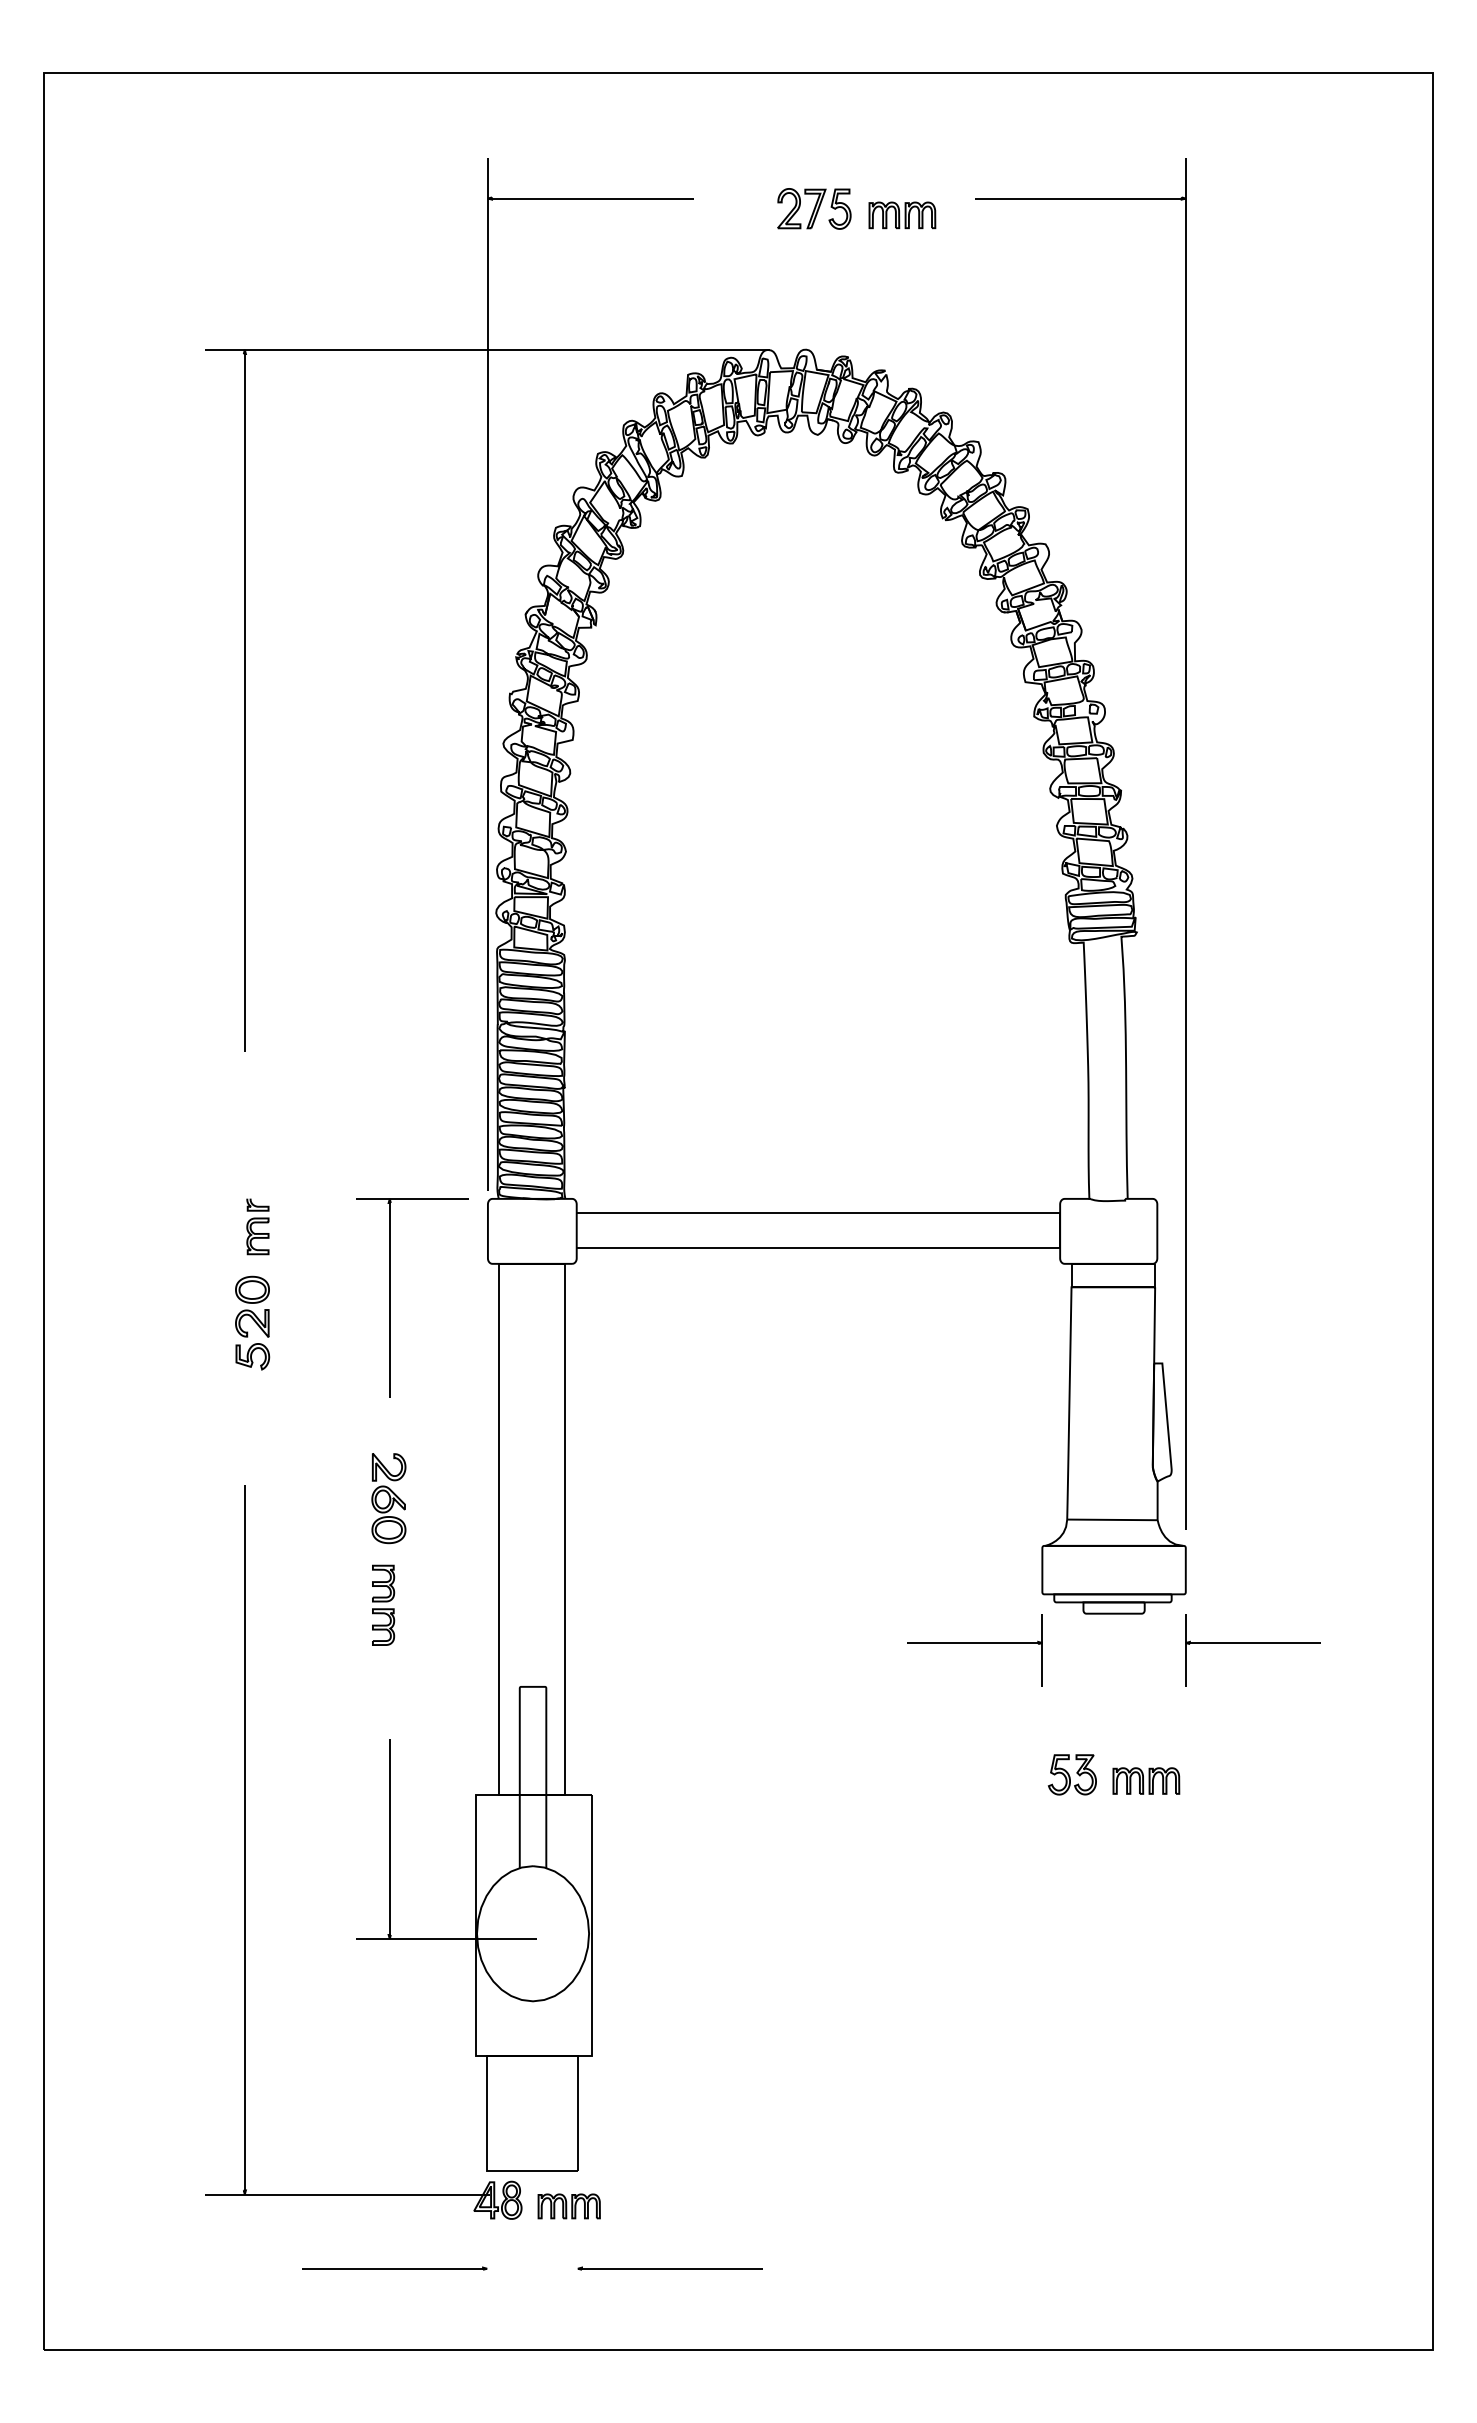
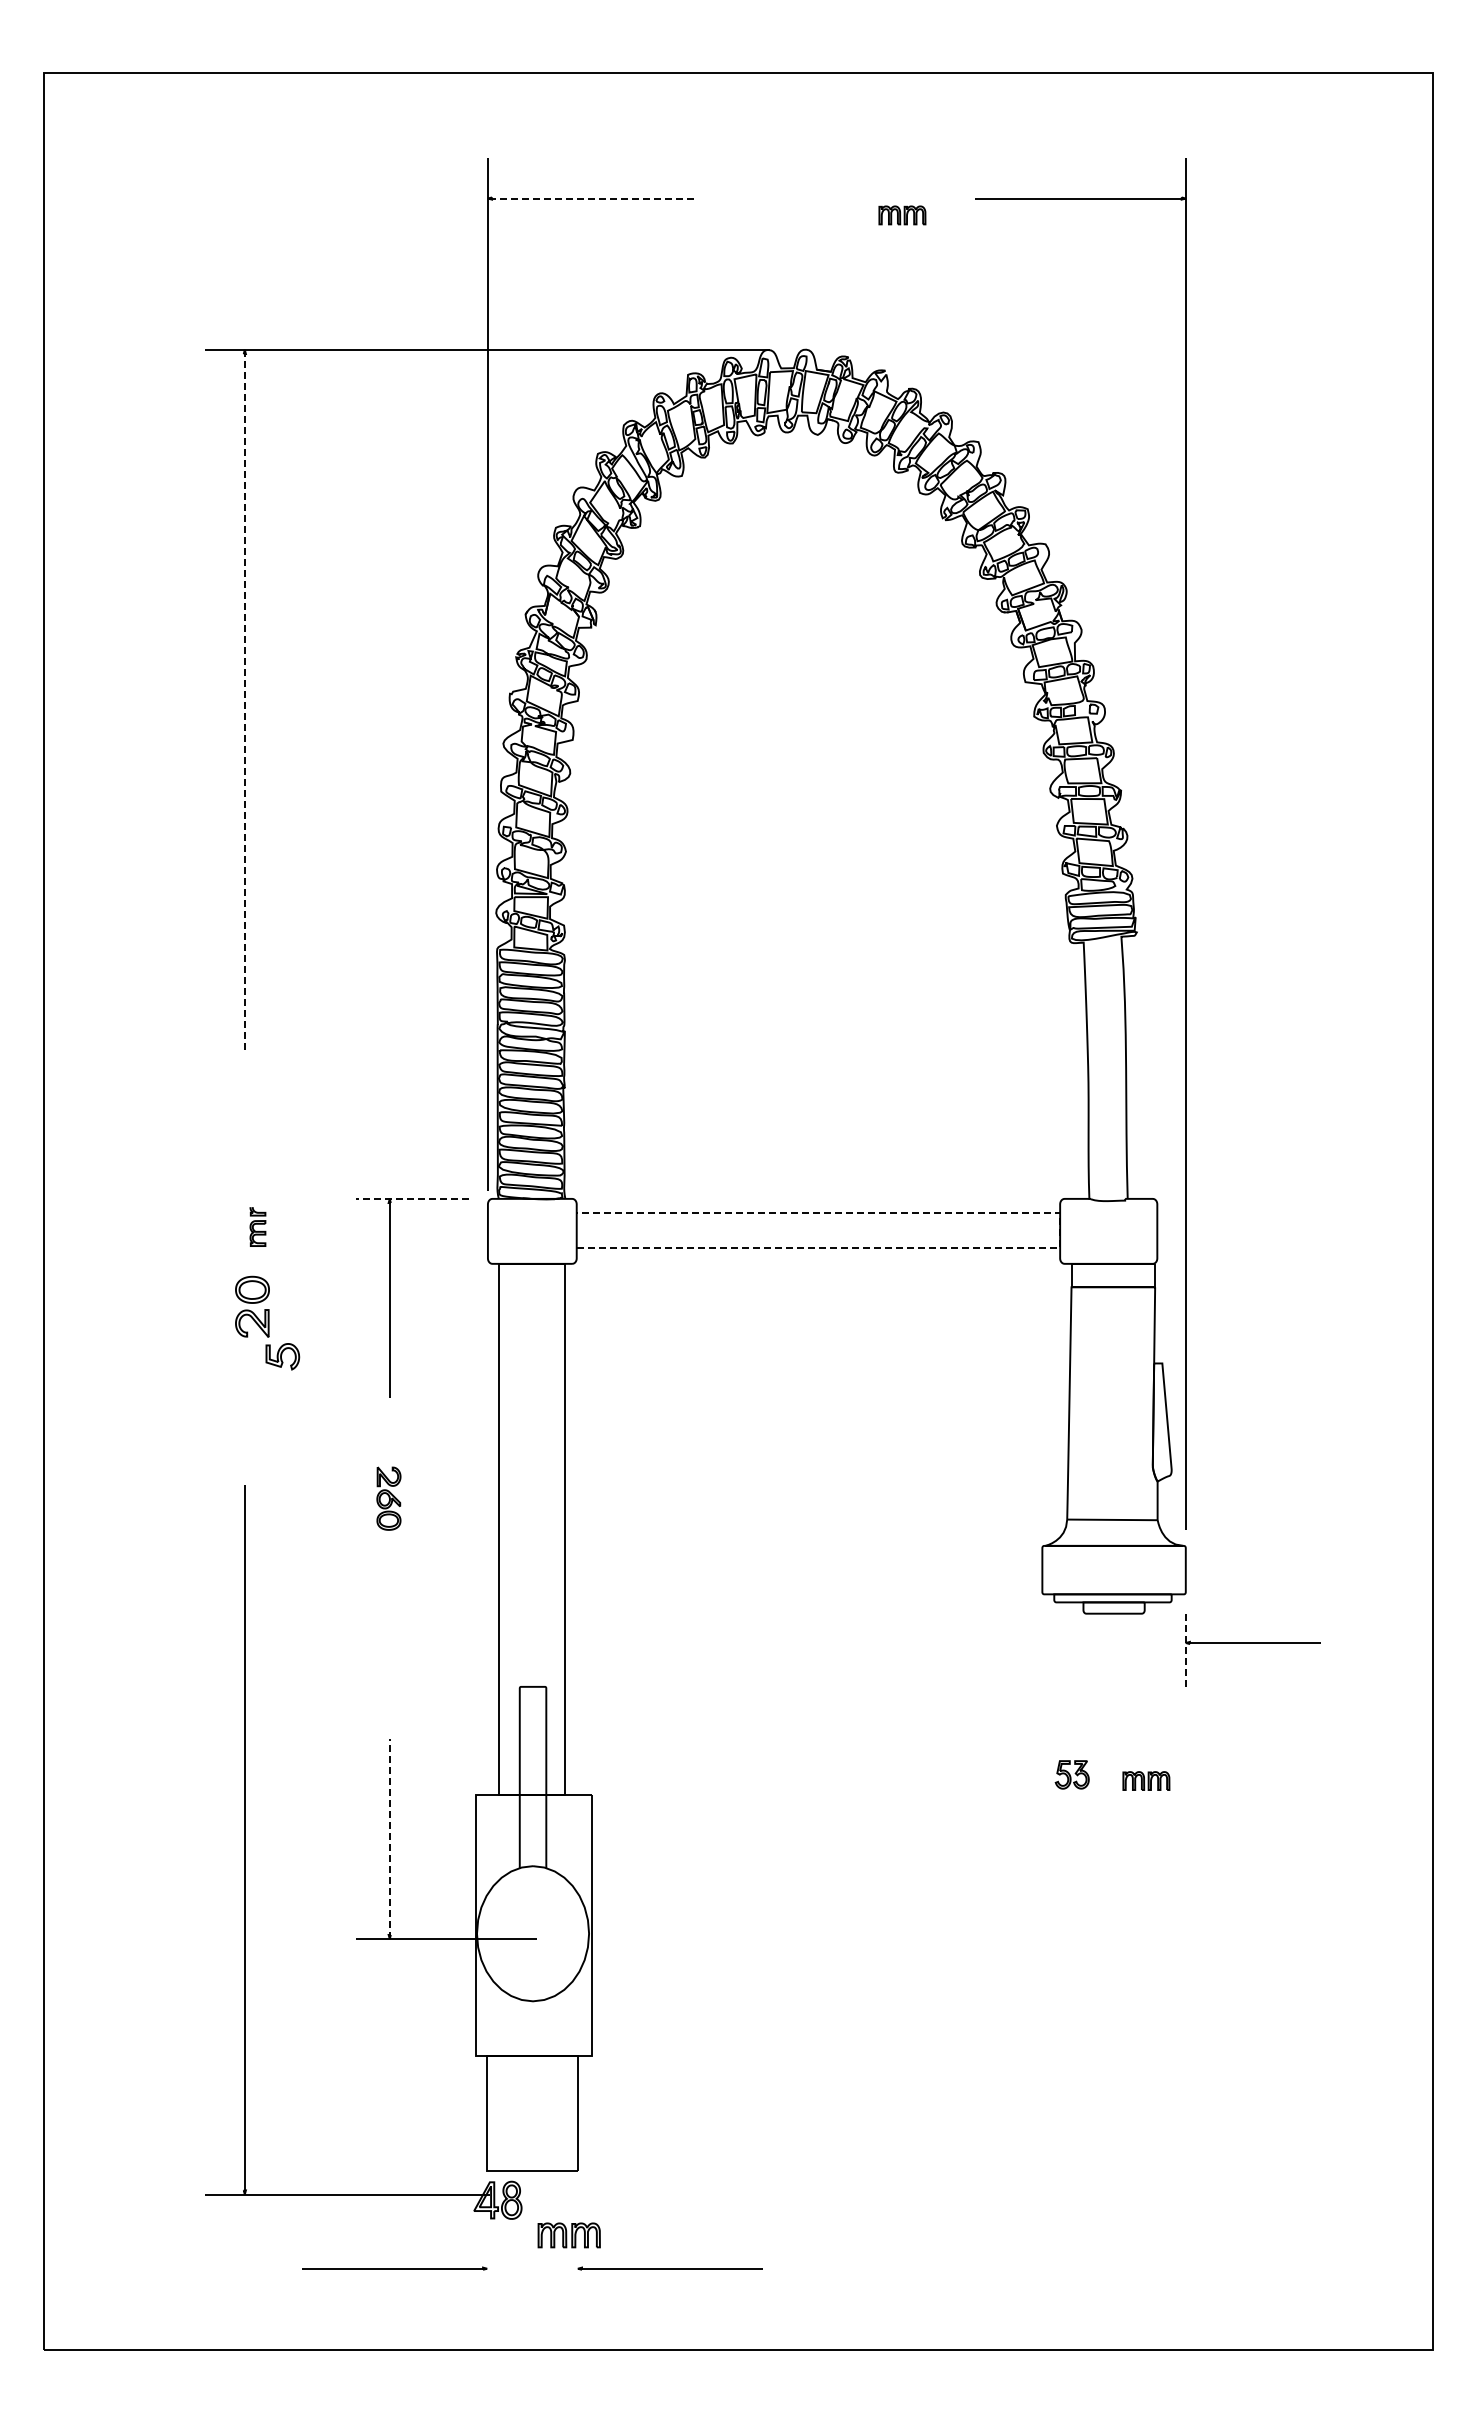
line: solid -> dashed (590, 198)
part: present -> none (814, 208)
part size: 69x29 px -> 49x21 px (902, 215)
line: solid -> dashed (244, 701)
line: solid -> dashed (412, 1198)
part size: 24x58 px -> 18x40 px (257, 1226)
line: solid -> dashed (1060, 1230)
part position: (252, 1356) -> (282, 1356) (282, 1356)
part size: 36x92 px -> 26x65 px (388, 1498)
part: present -> none (383, 1604)
part: present -> none (974, 1643)
line: solid -> dashed (1185, 1650)
part size: 50x42 px -> 36x30 px (1071, 1774)
part size: 69x28 px -> 49x20 px (1146, 1780)
line: solid -> dashed (389, 1838)
part position: (568, 2206) -> (568, 2235) (568, 2235)
